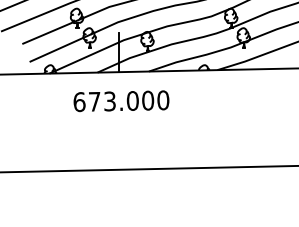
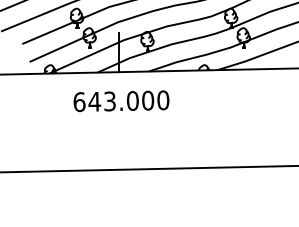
text: 673.000 -> 643.000 (94, 101)
